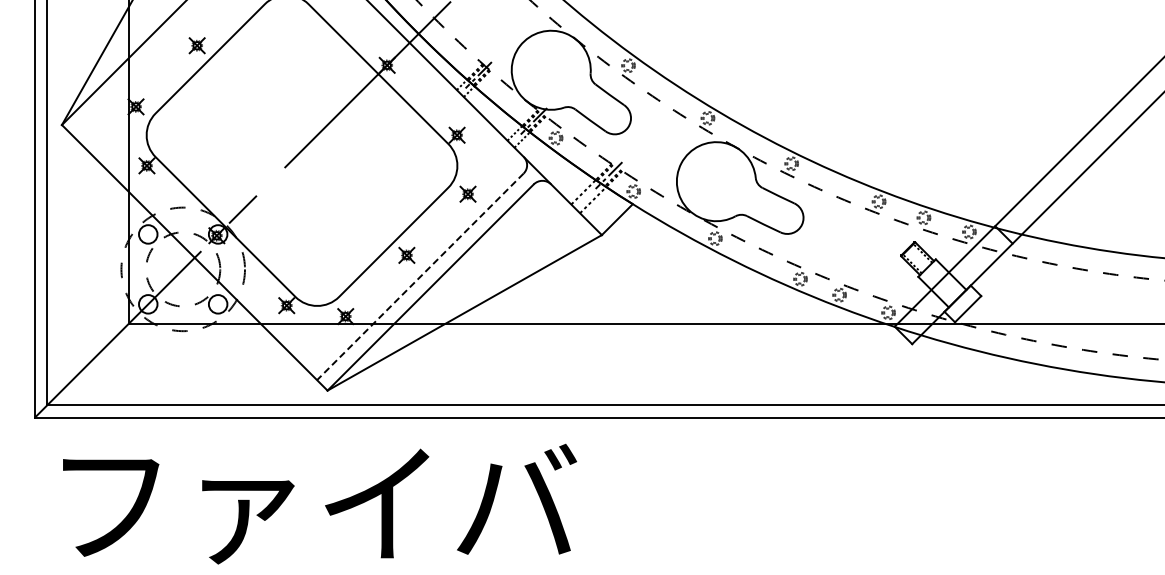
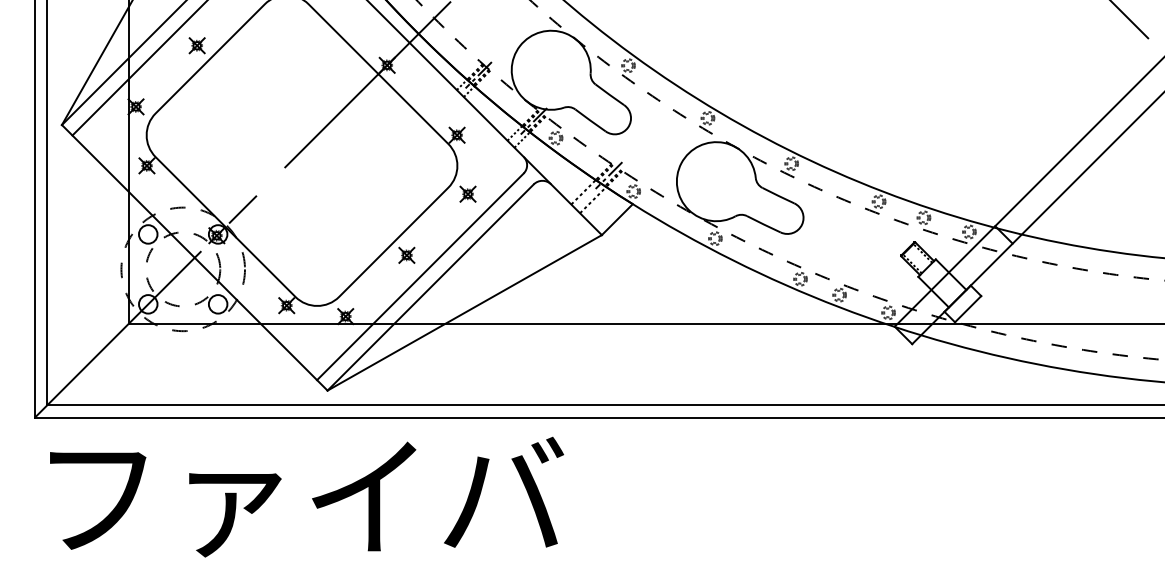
line: none -> present (1130, 20)
line: none -> present (138, 68)
line: dashed -> solid (420, 277)
text position: (320, 503) -> (307, 496) (307, 496)
